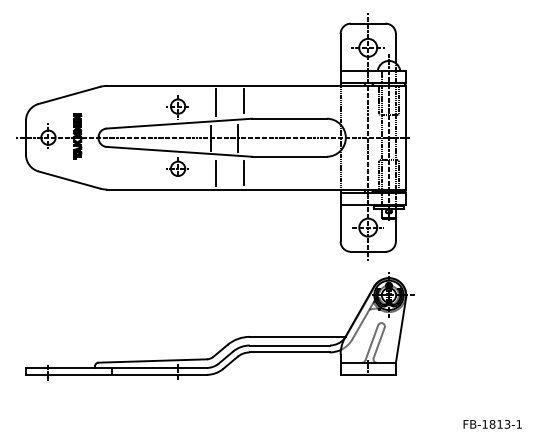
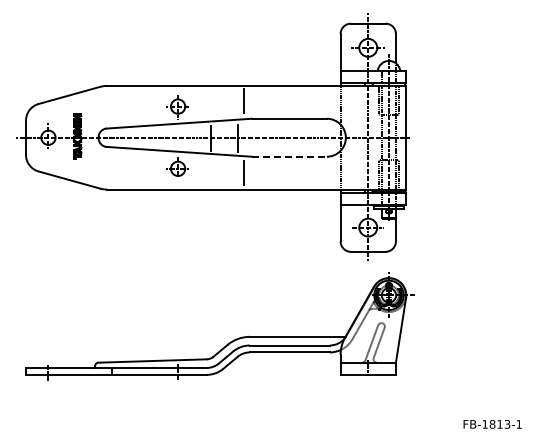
line: present -> none (216, 101)
line: solid -> dashed (290, 156)
line: present -> none (216, 173)
